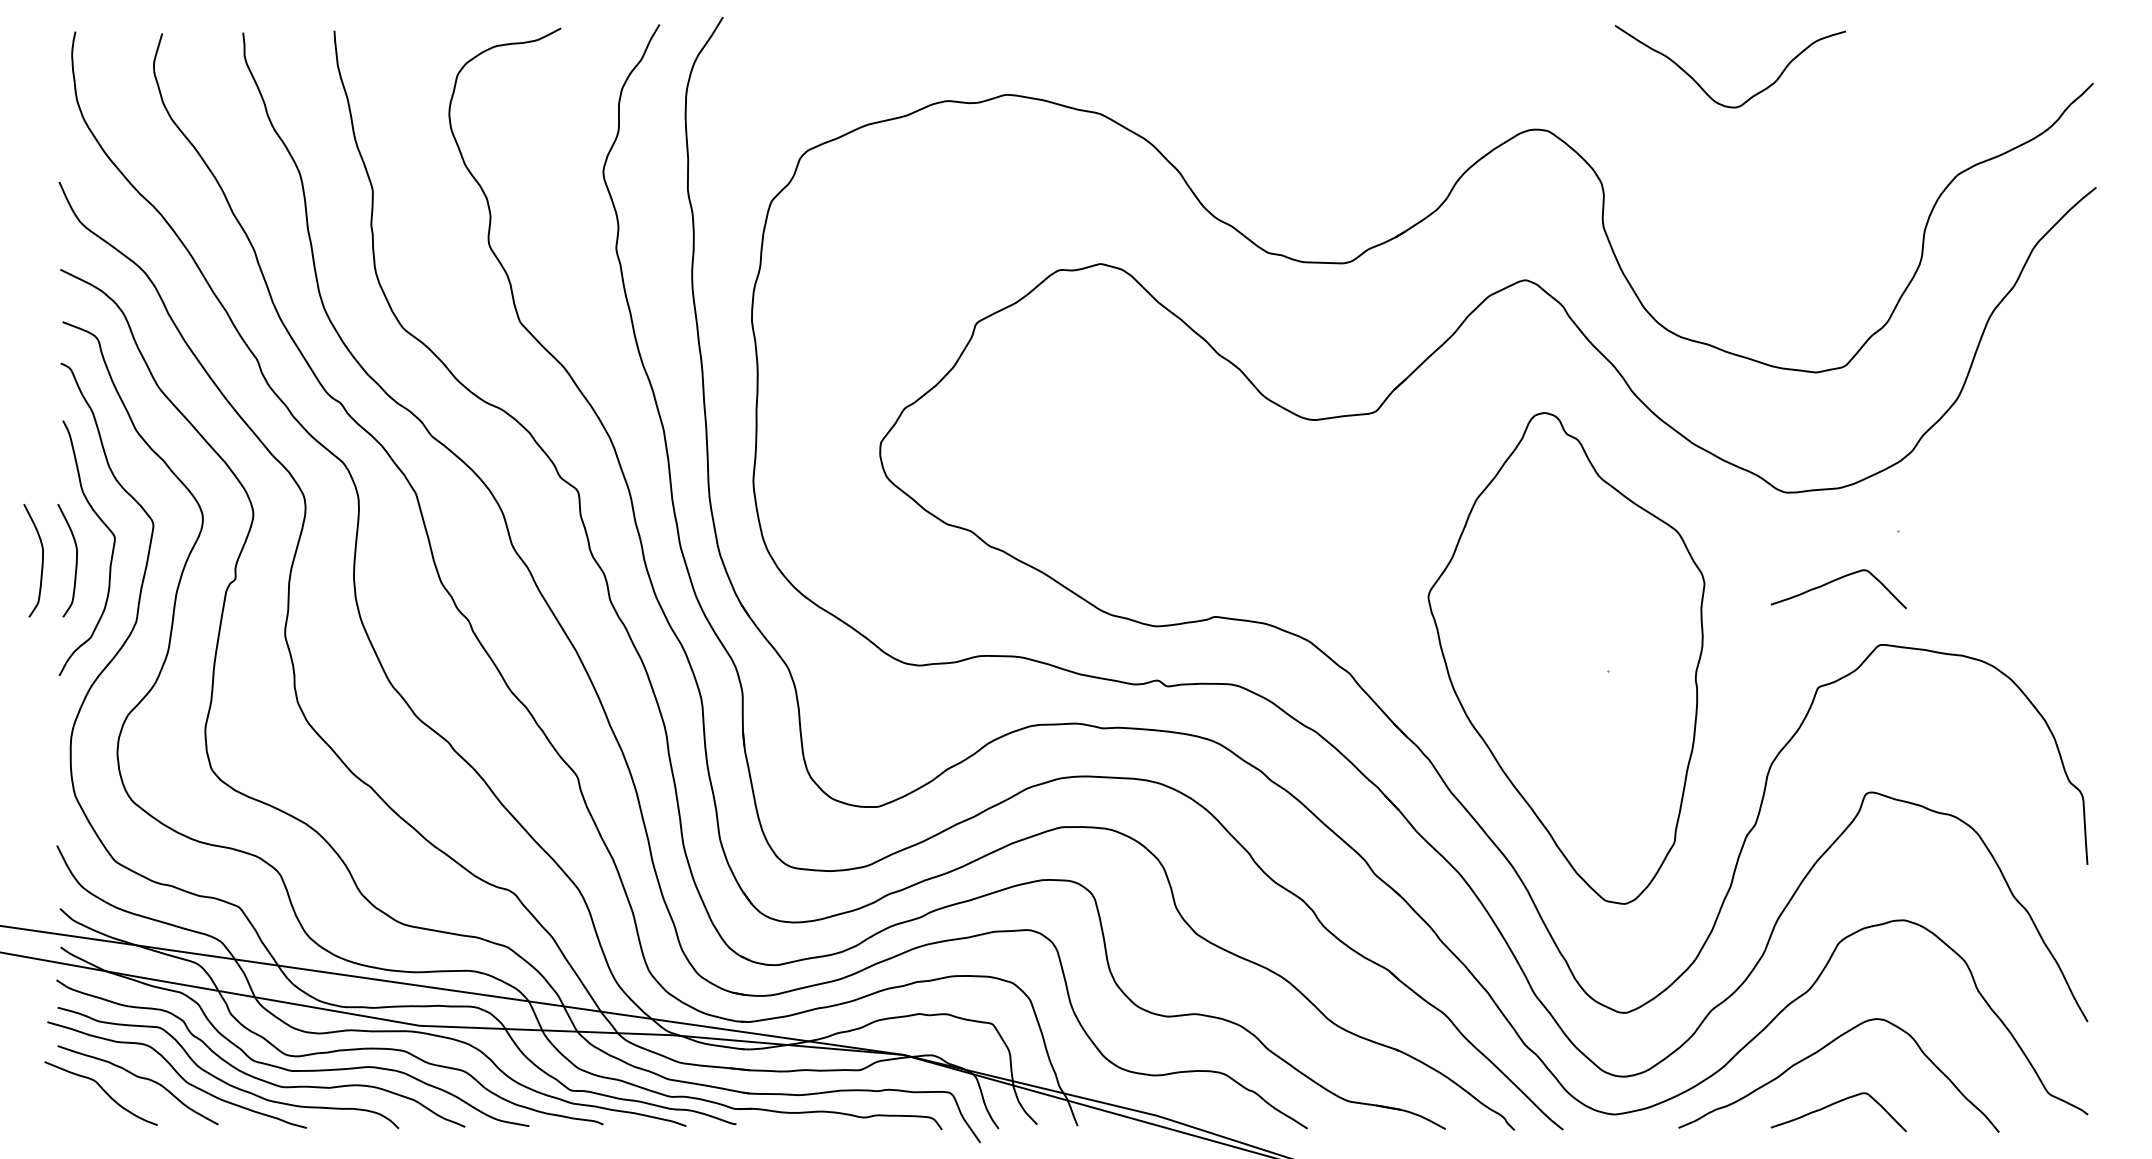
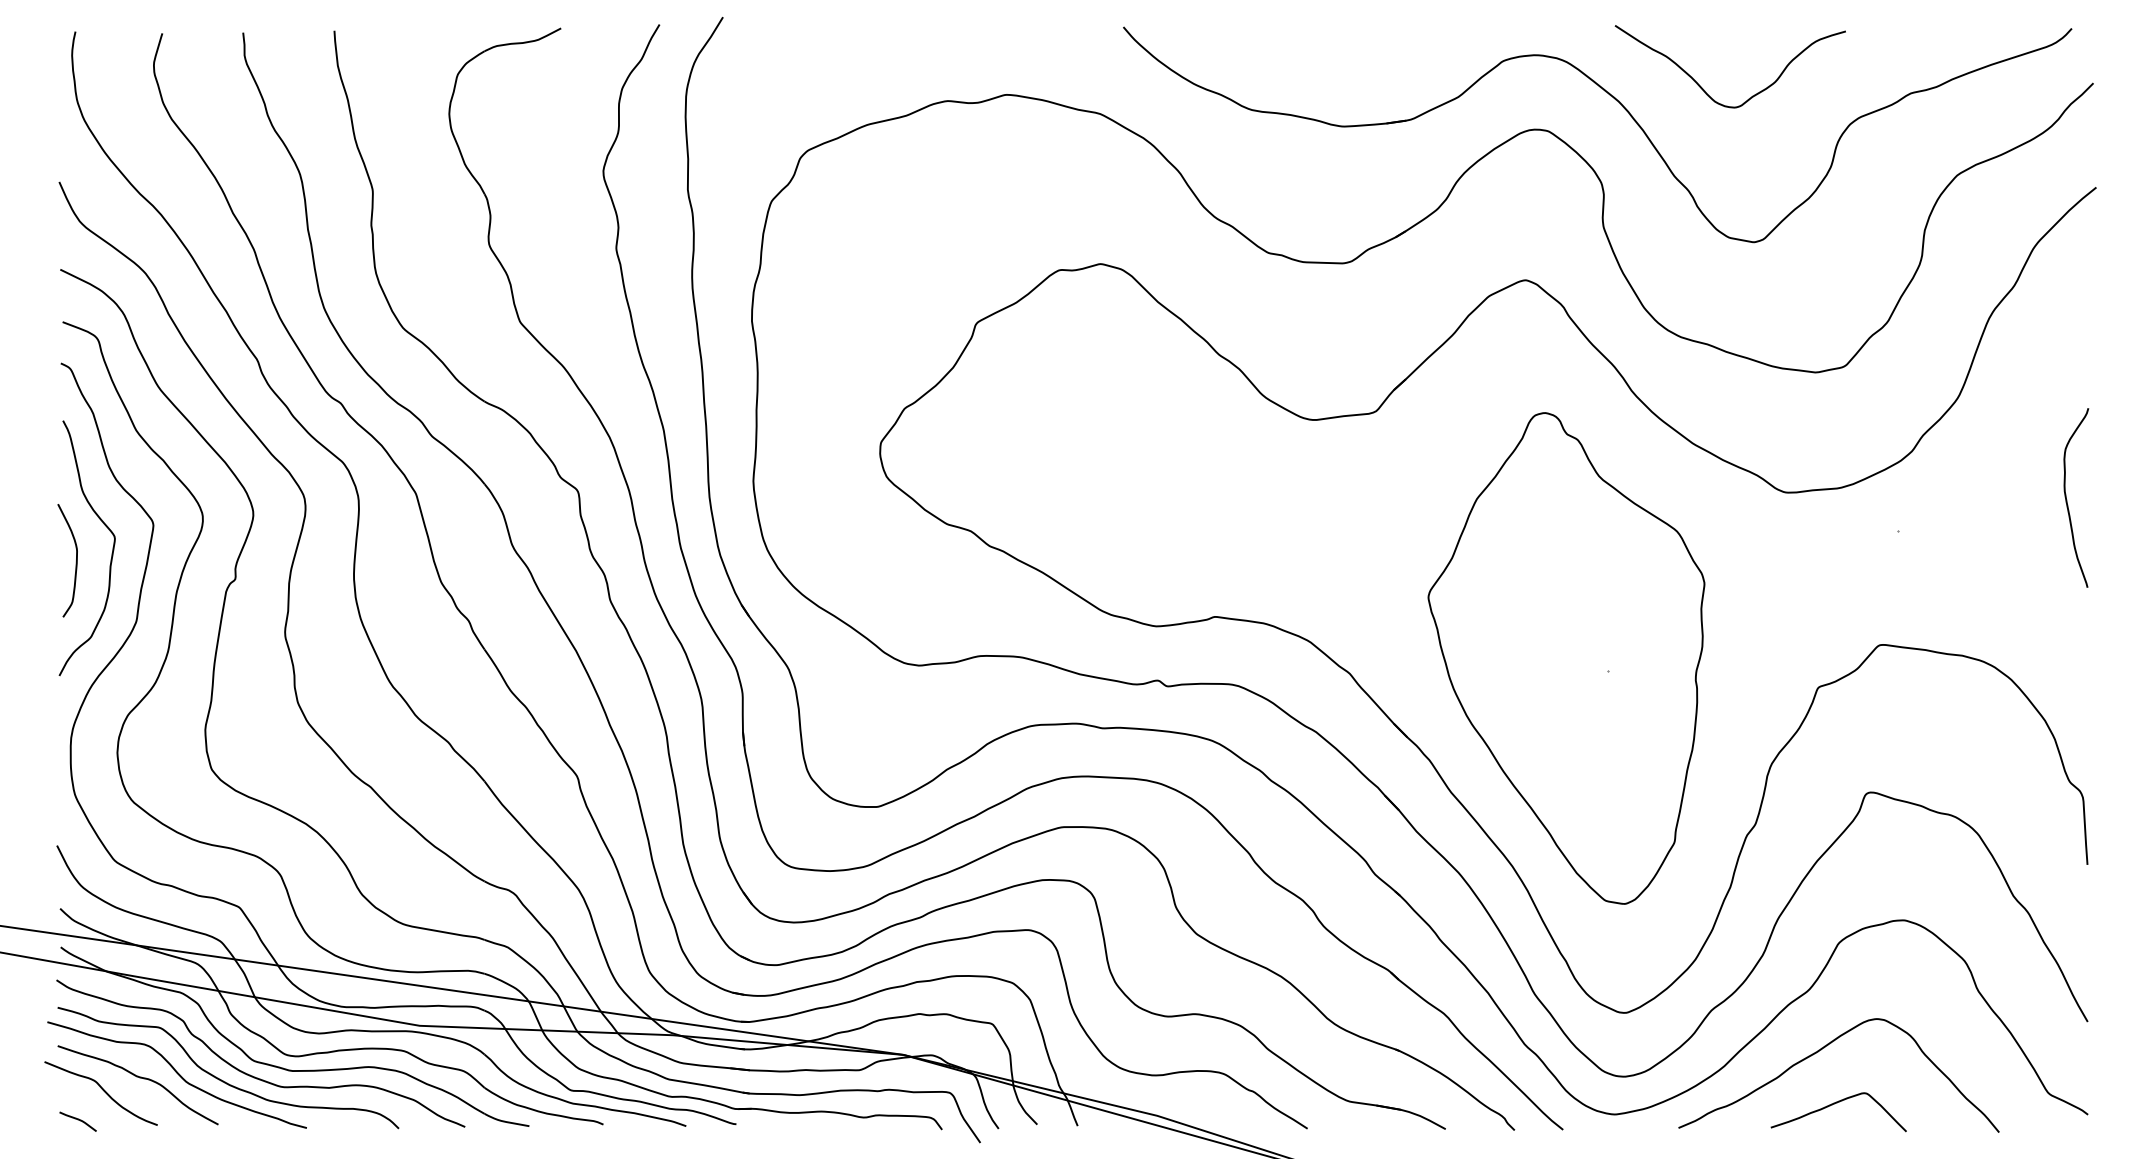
part: none -> present (1623, 108)
curve: none -> present (2067, 499)
curve: present -> none (41, 562)
curve: present -> none (1834, 581)
curve: none -> present (77, 1120)
